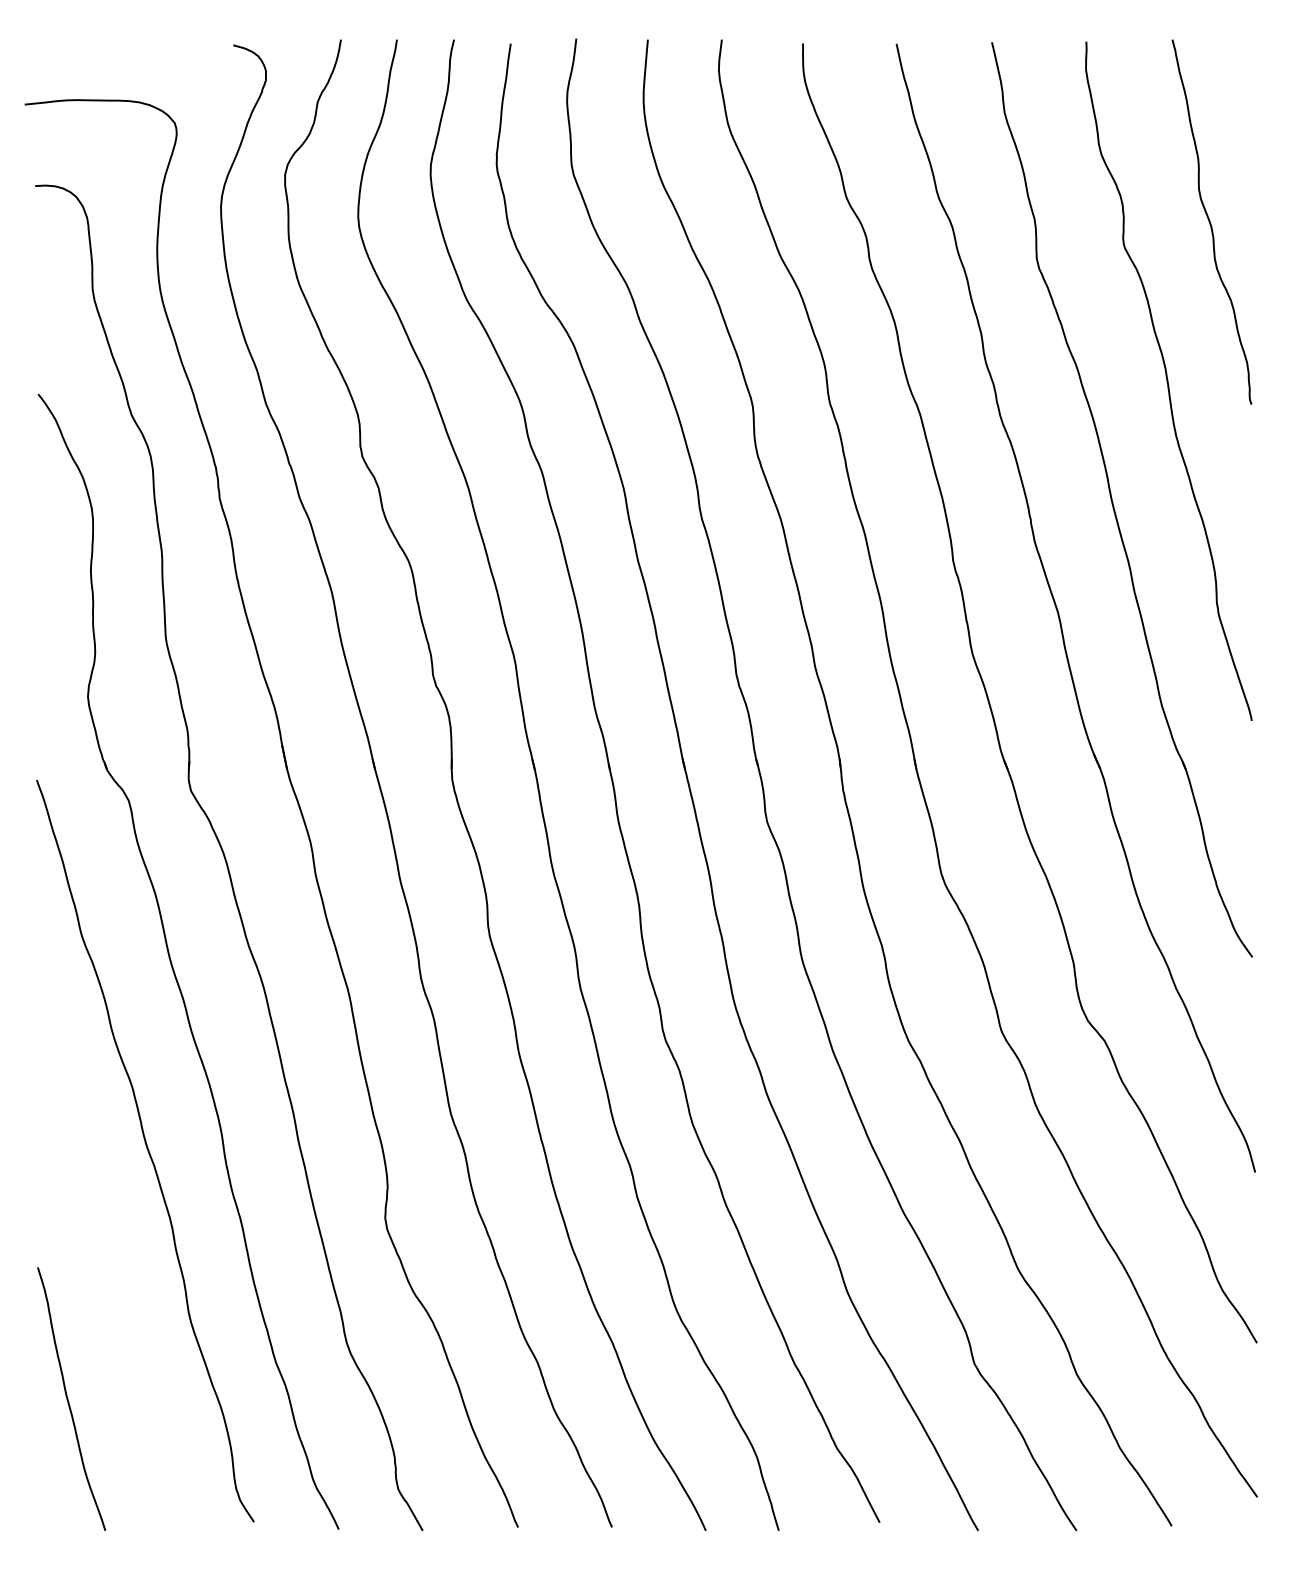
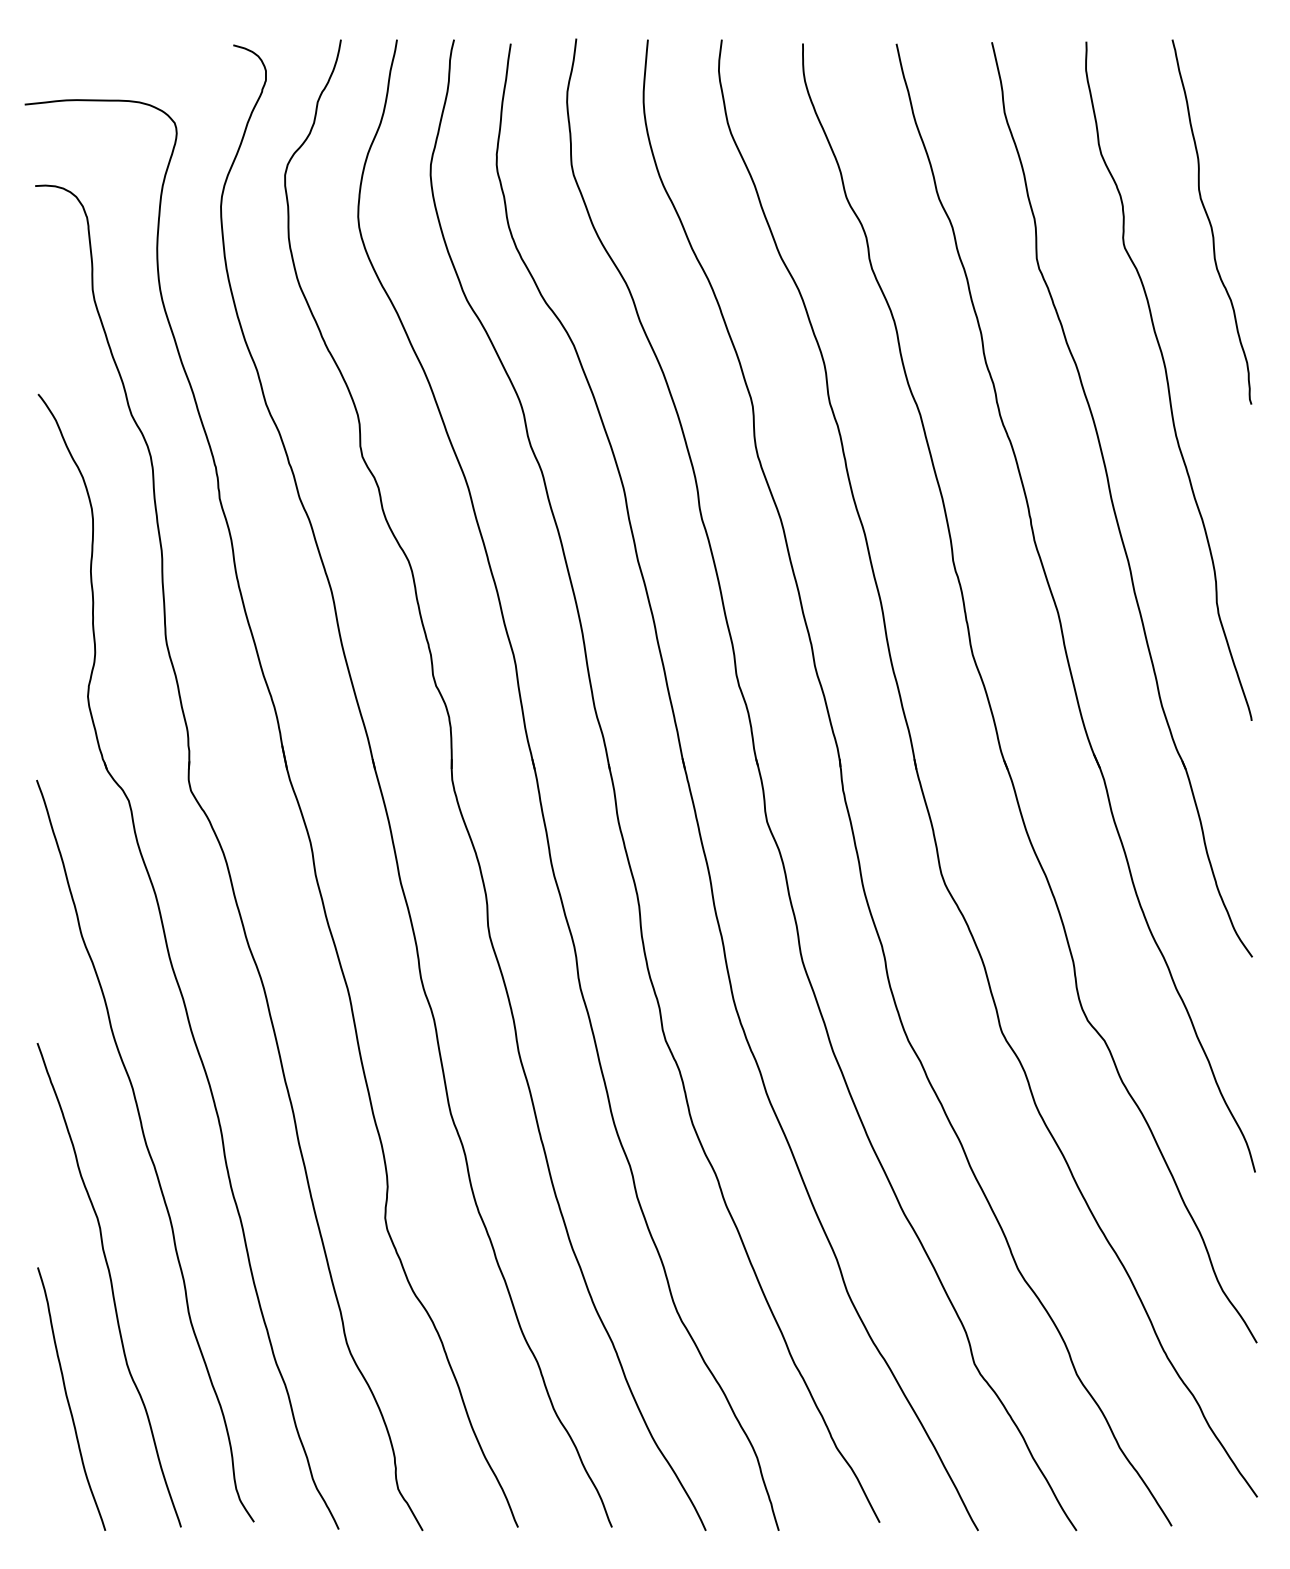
curve: none -> present (110, 1284)
